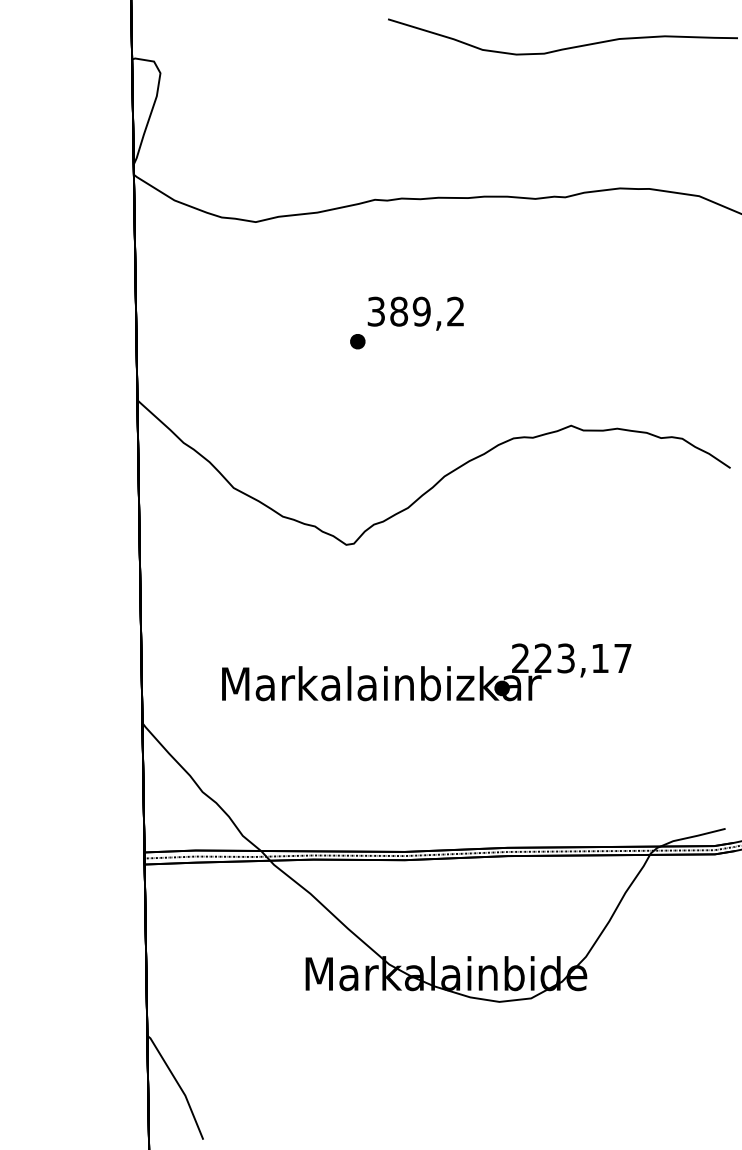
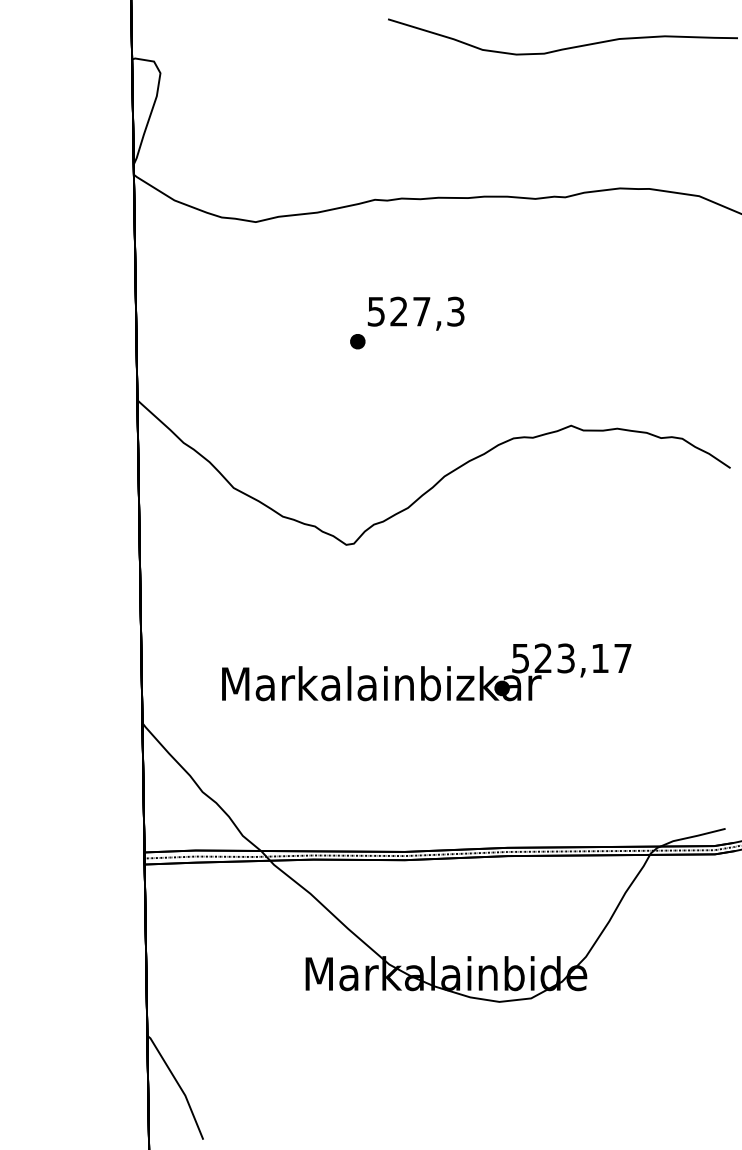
text: 389,2 -> 527,3 (416, 311)
text: 223,17 -> 523,17 (520, 658)
